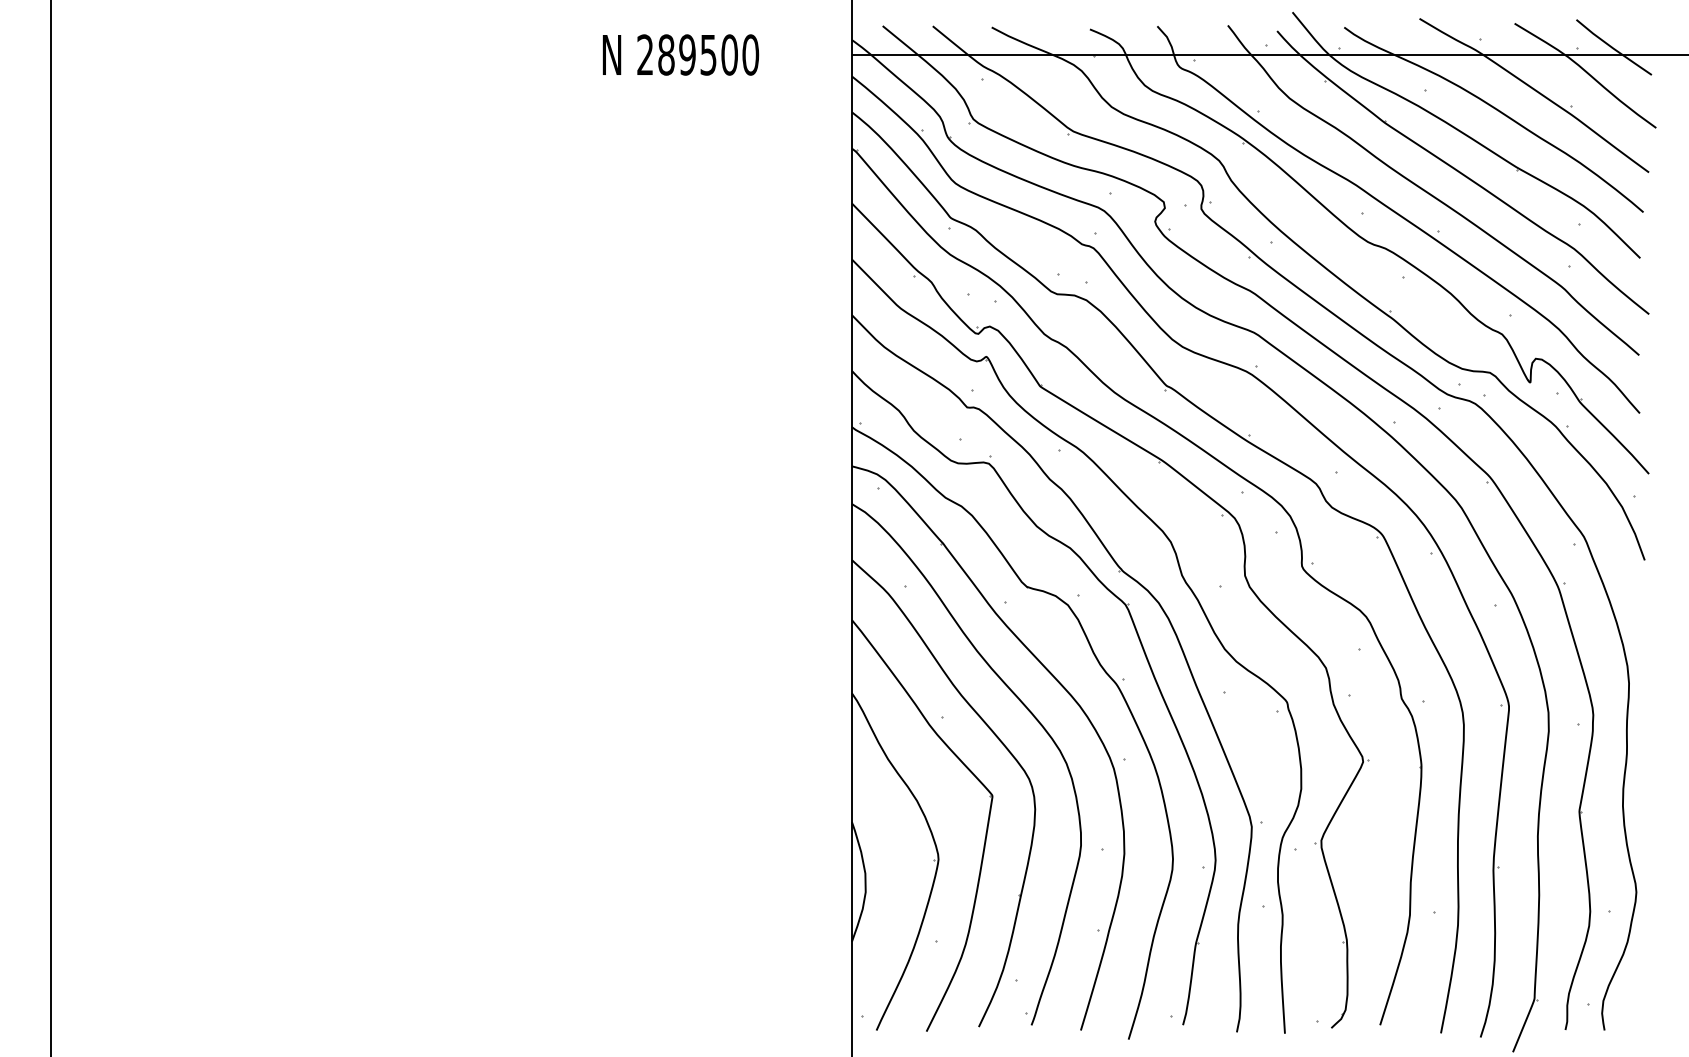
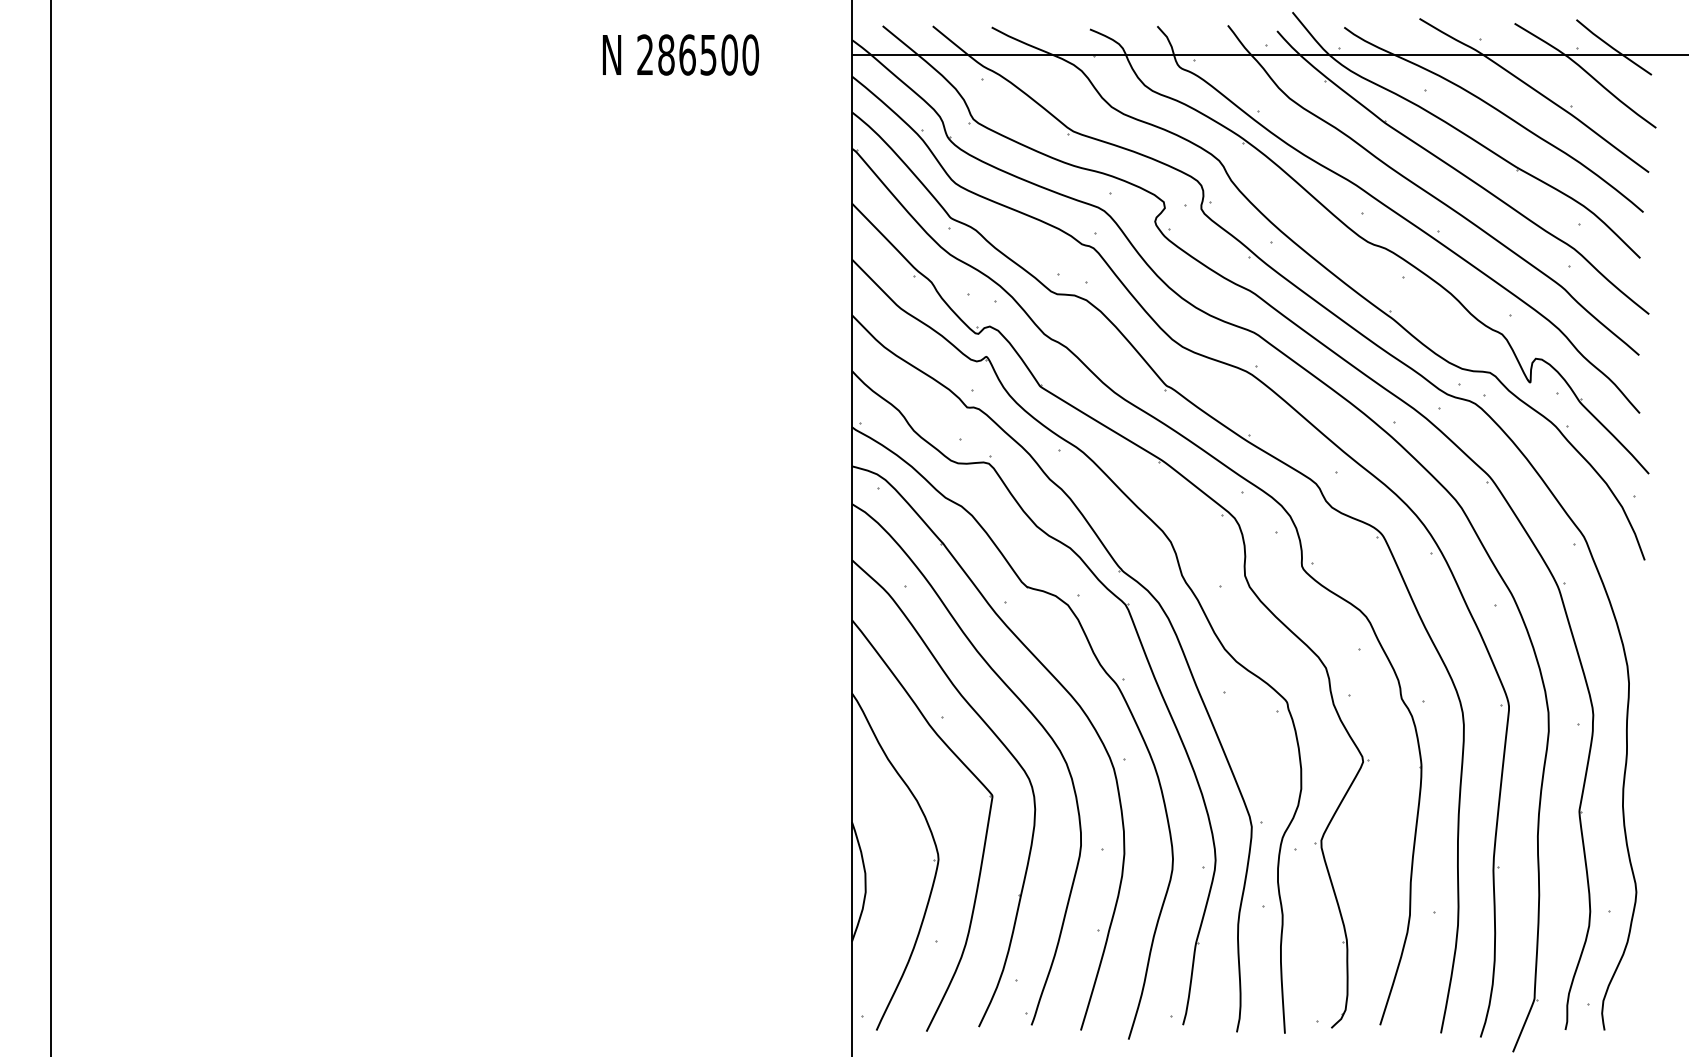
text: 289500 -> 286500 (687, 54)
